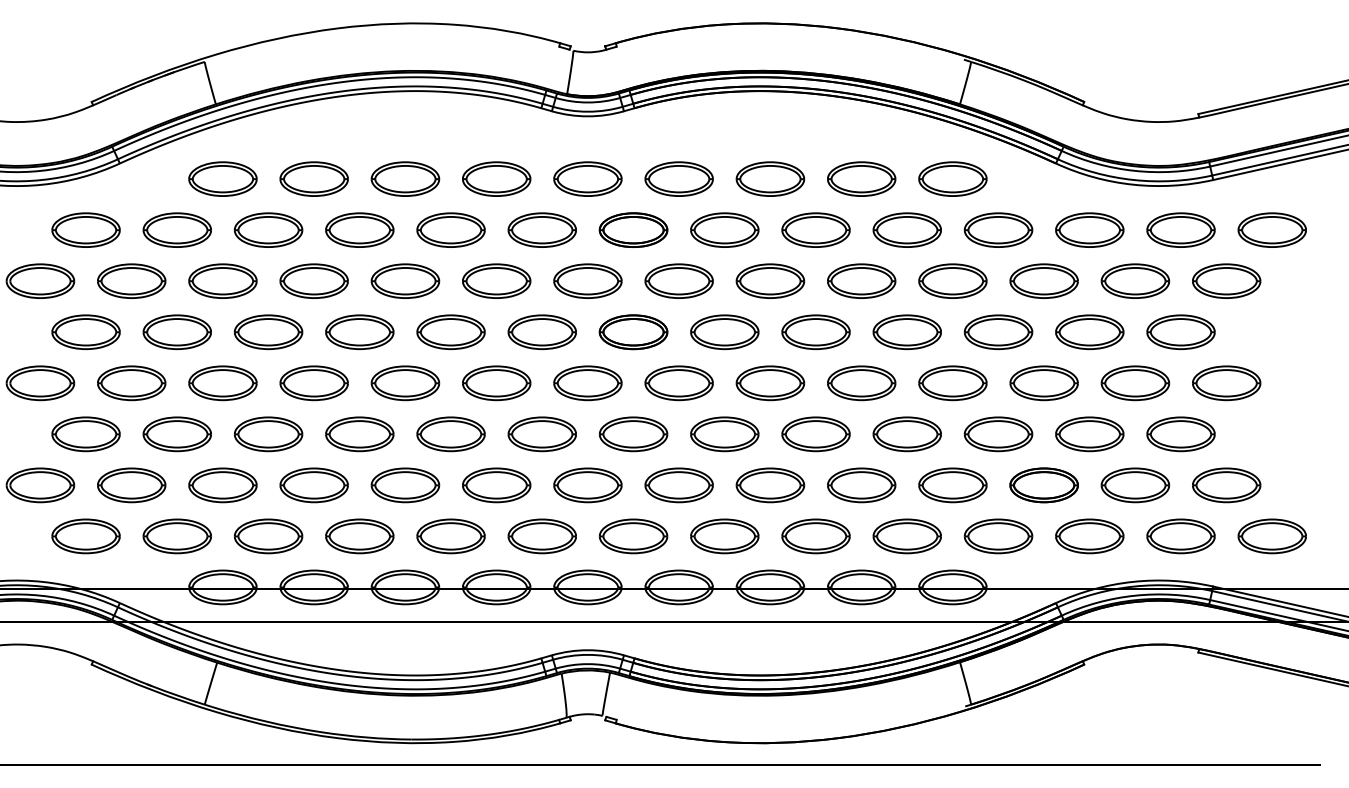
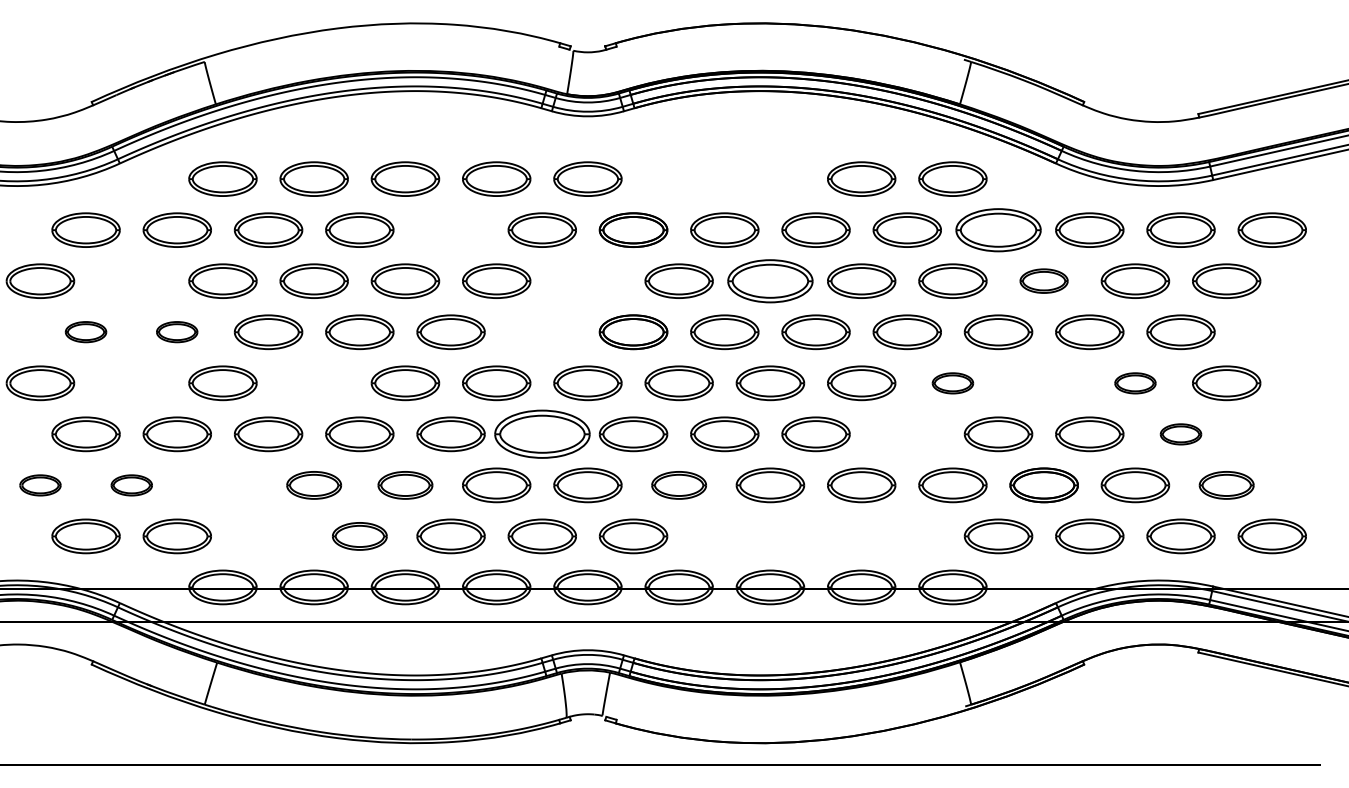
part: present -> none (678, 178)
part: present -> none (770, 178)
part: present -> none (450, 229)
part size: 71x36 px -> 87x45 px (998, 230)
part: present -> none (131, 280)
part: present -> none (587, 280)
part size: 71x36 px -> 87x45 px (770, 281)
part size: 70x36 px -> 50x26 px (1043, 280)
part size: 70x36 px -> 44x23 px (85, 332)
part size: 70x36 px -> 43x23 px (177, 332)
part: present -> none (541, 331)
part: present -> none (131, 383)
part: present -> none (313, 383)
part size: 70x37 px -> 44x23 px (952, 383)
part: present -> none (1043, 383)
part size: 71x37 px -> 43x23 px (1135, 383)
part size: 70x37 px -> 97x50 px (542, 433)
part: present -> none (906, 434)
part size: 70x37 px -> 44x23 px (1180, 434)
part size: 71x37 px -> 43x23 px (40, 485)
part size: 70x37 px -> 43x23 px (131, 485)
part: present -> none (222, 485)
part size: 70x37 px -> 57x29 px (314, 485)
part size: 71x37 px -> 57x29 px (405, 485)
part size: 70x37 px -> 56x29 px (678, 485)
part size: 70x37 px -> 57x29 px (1226, 485)
part: present -> none (268, 536)
part size: 70x37 px -> 56x29 px (359, 536)
part: present -> none (724, 536)
part: present -> none (815, 536)
part: present -> none (906, 536)
